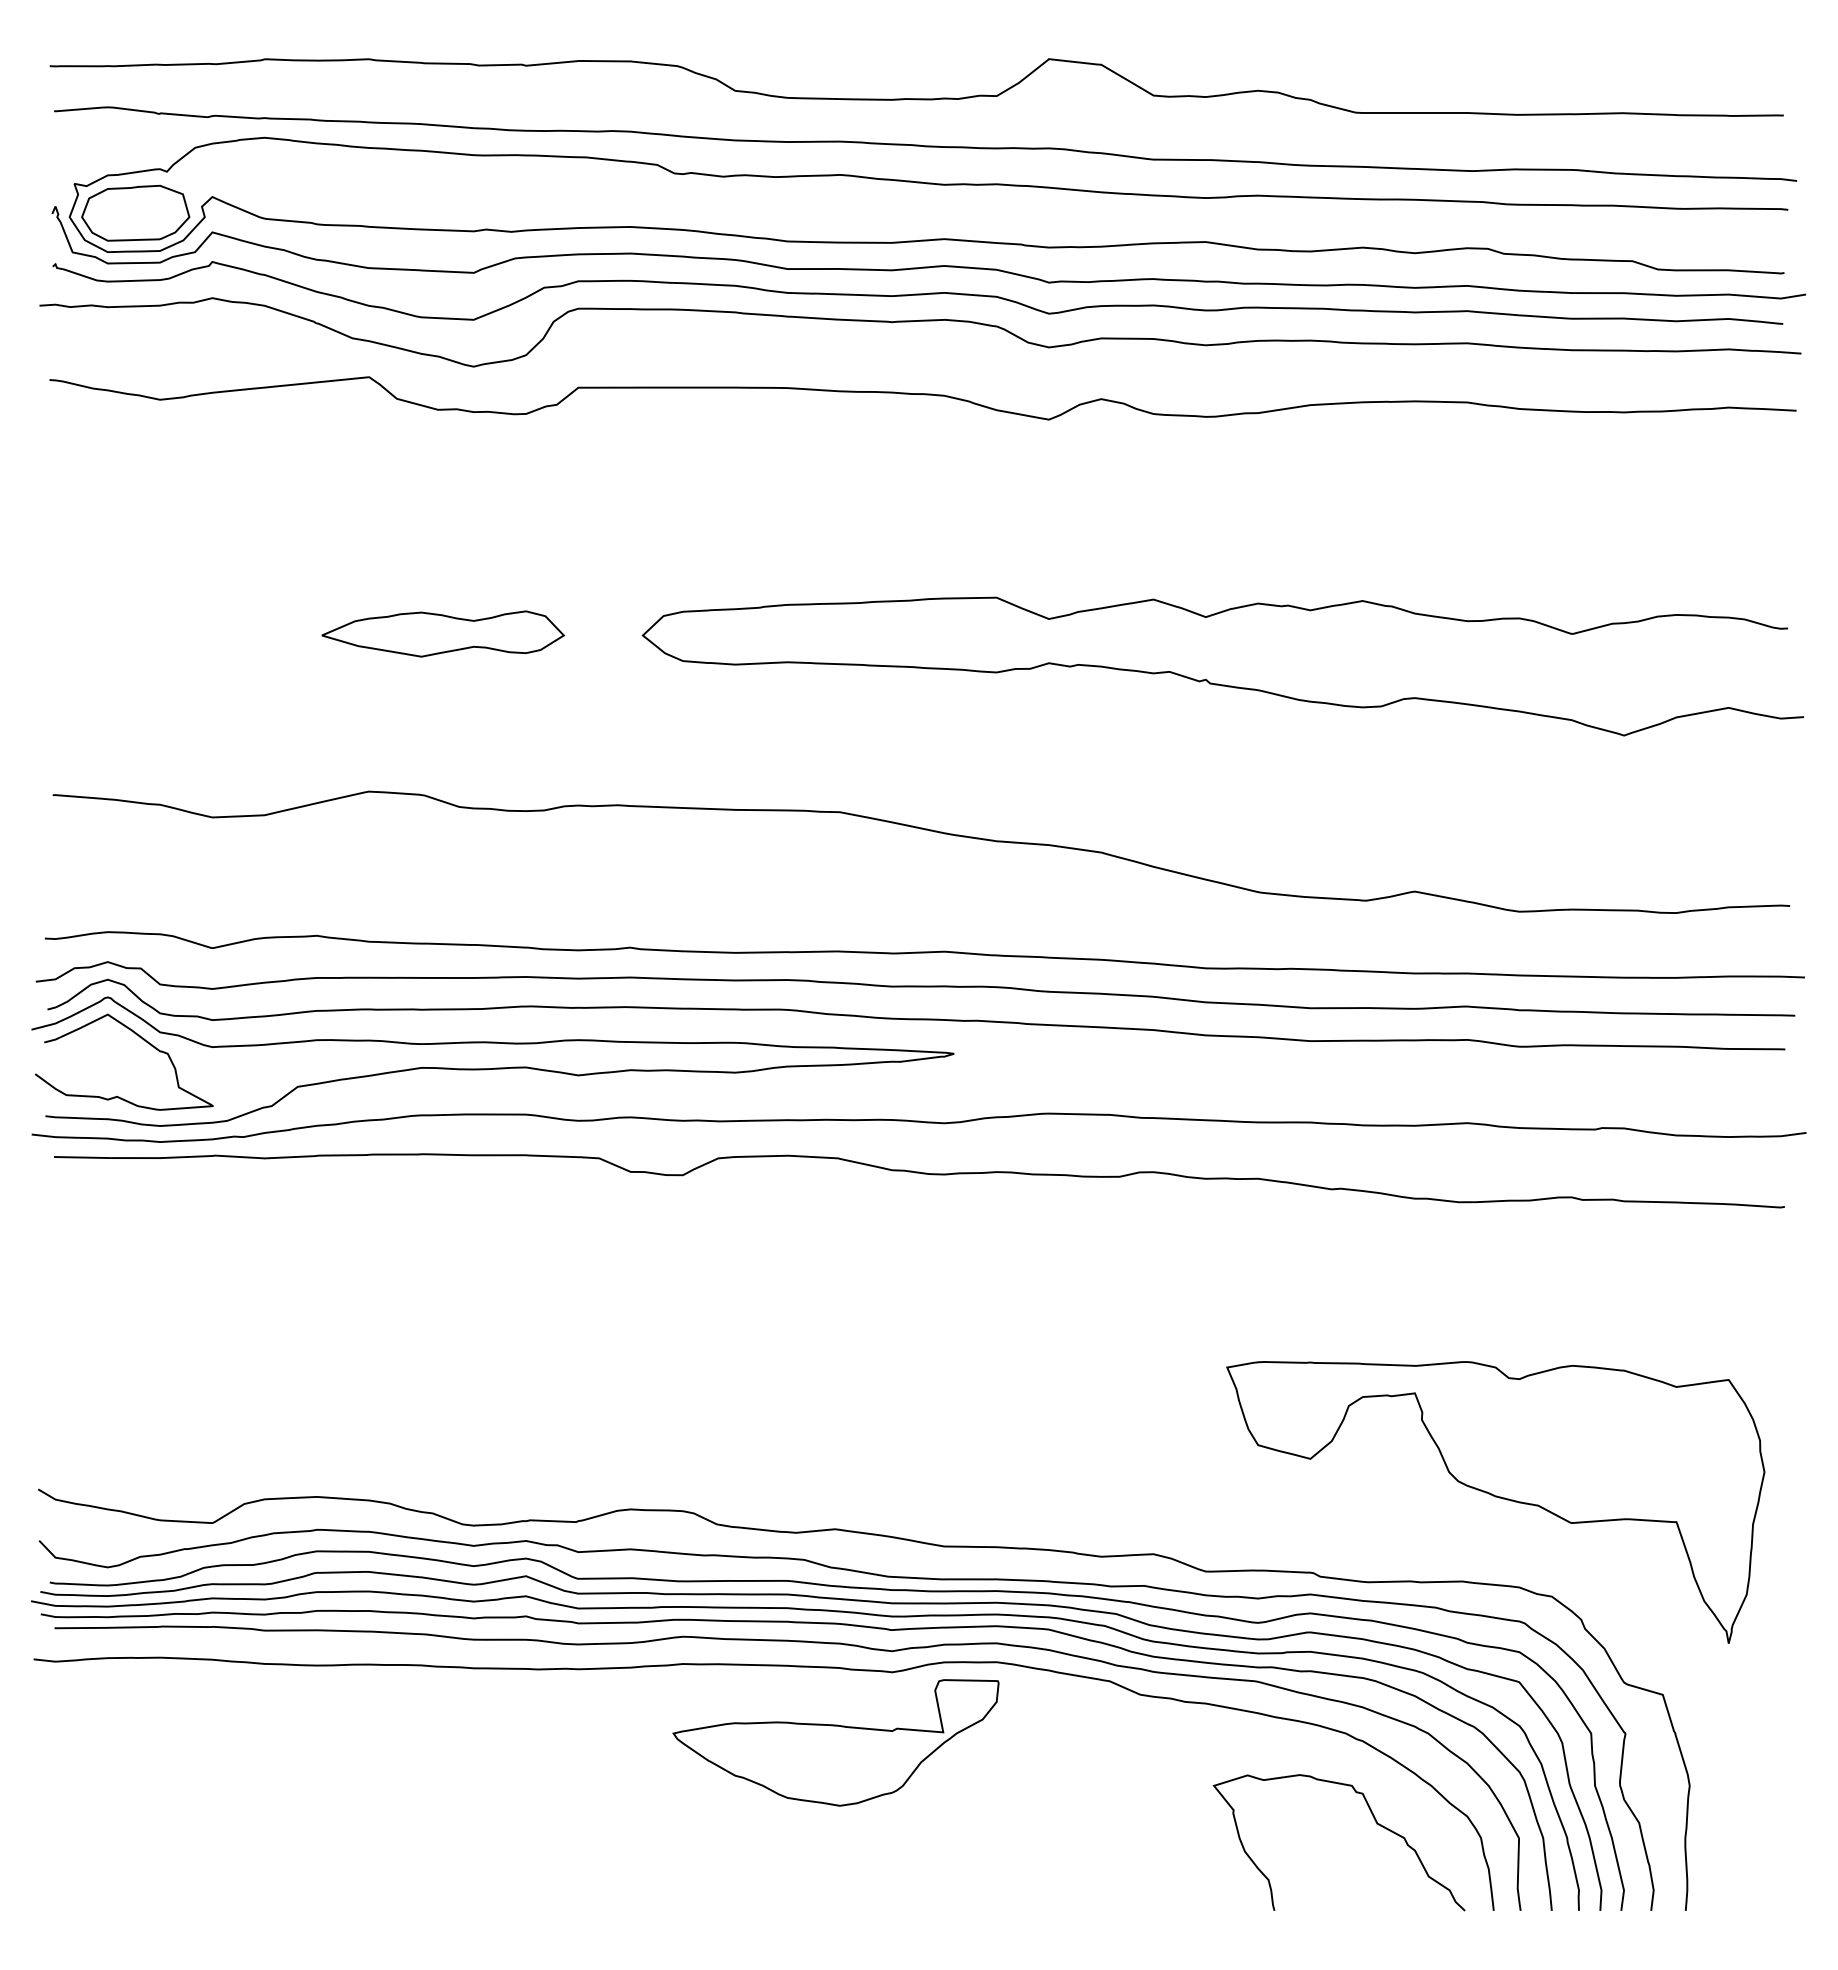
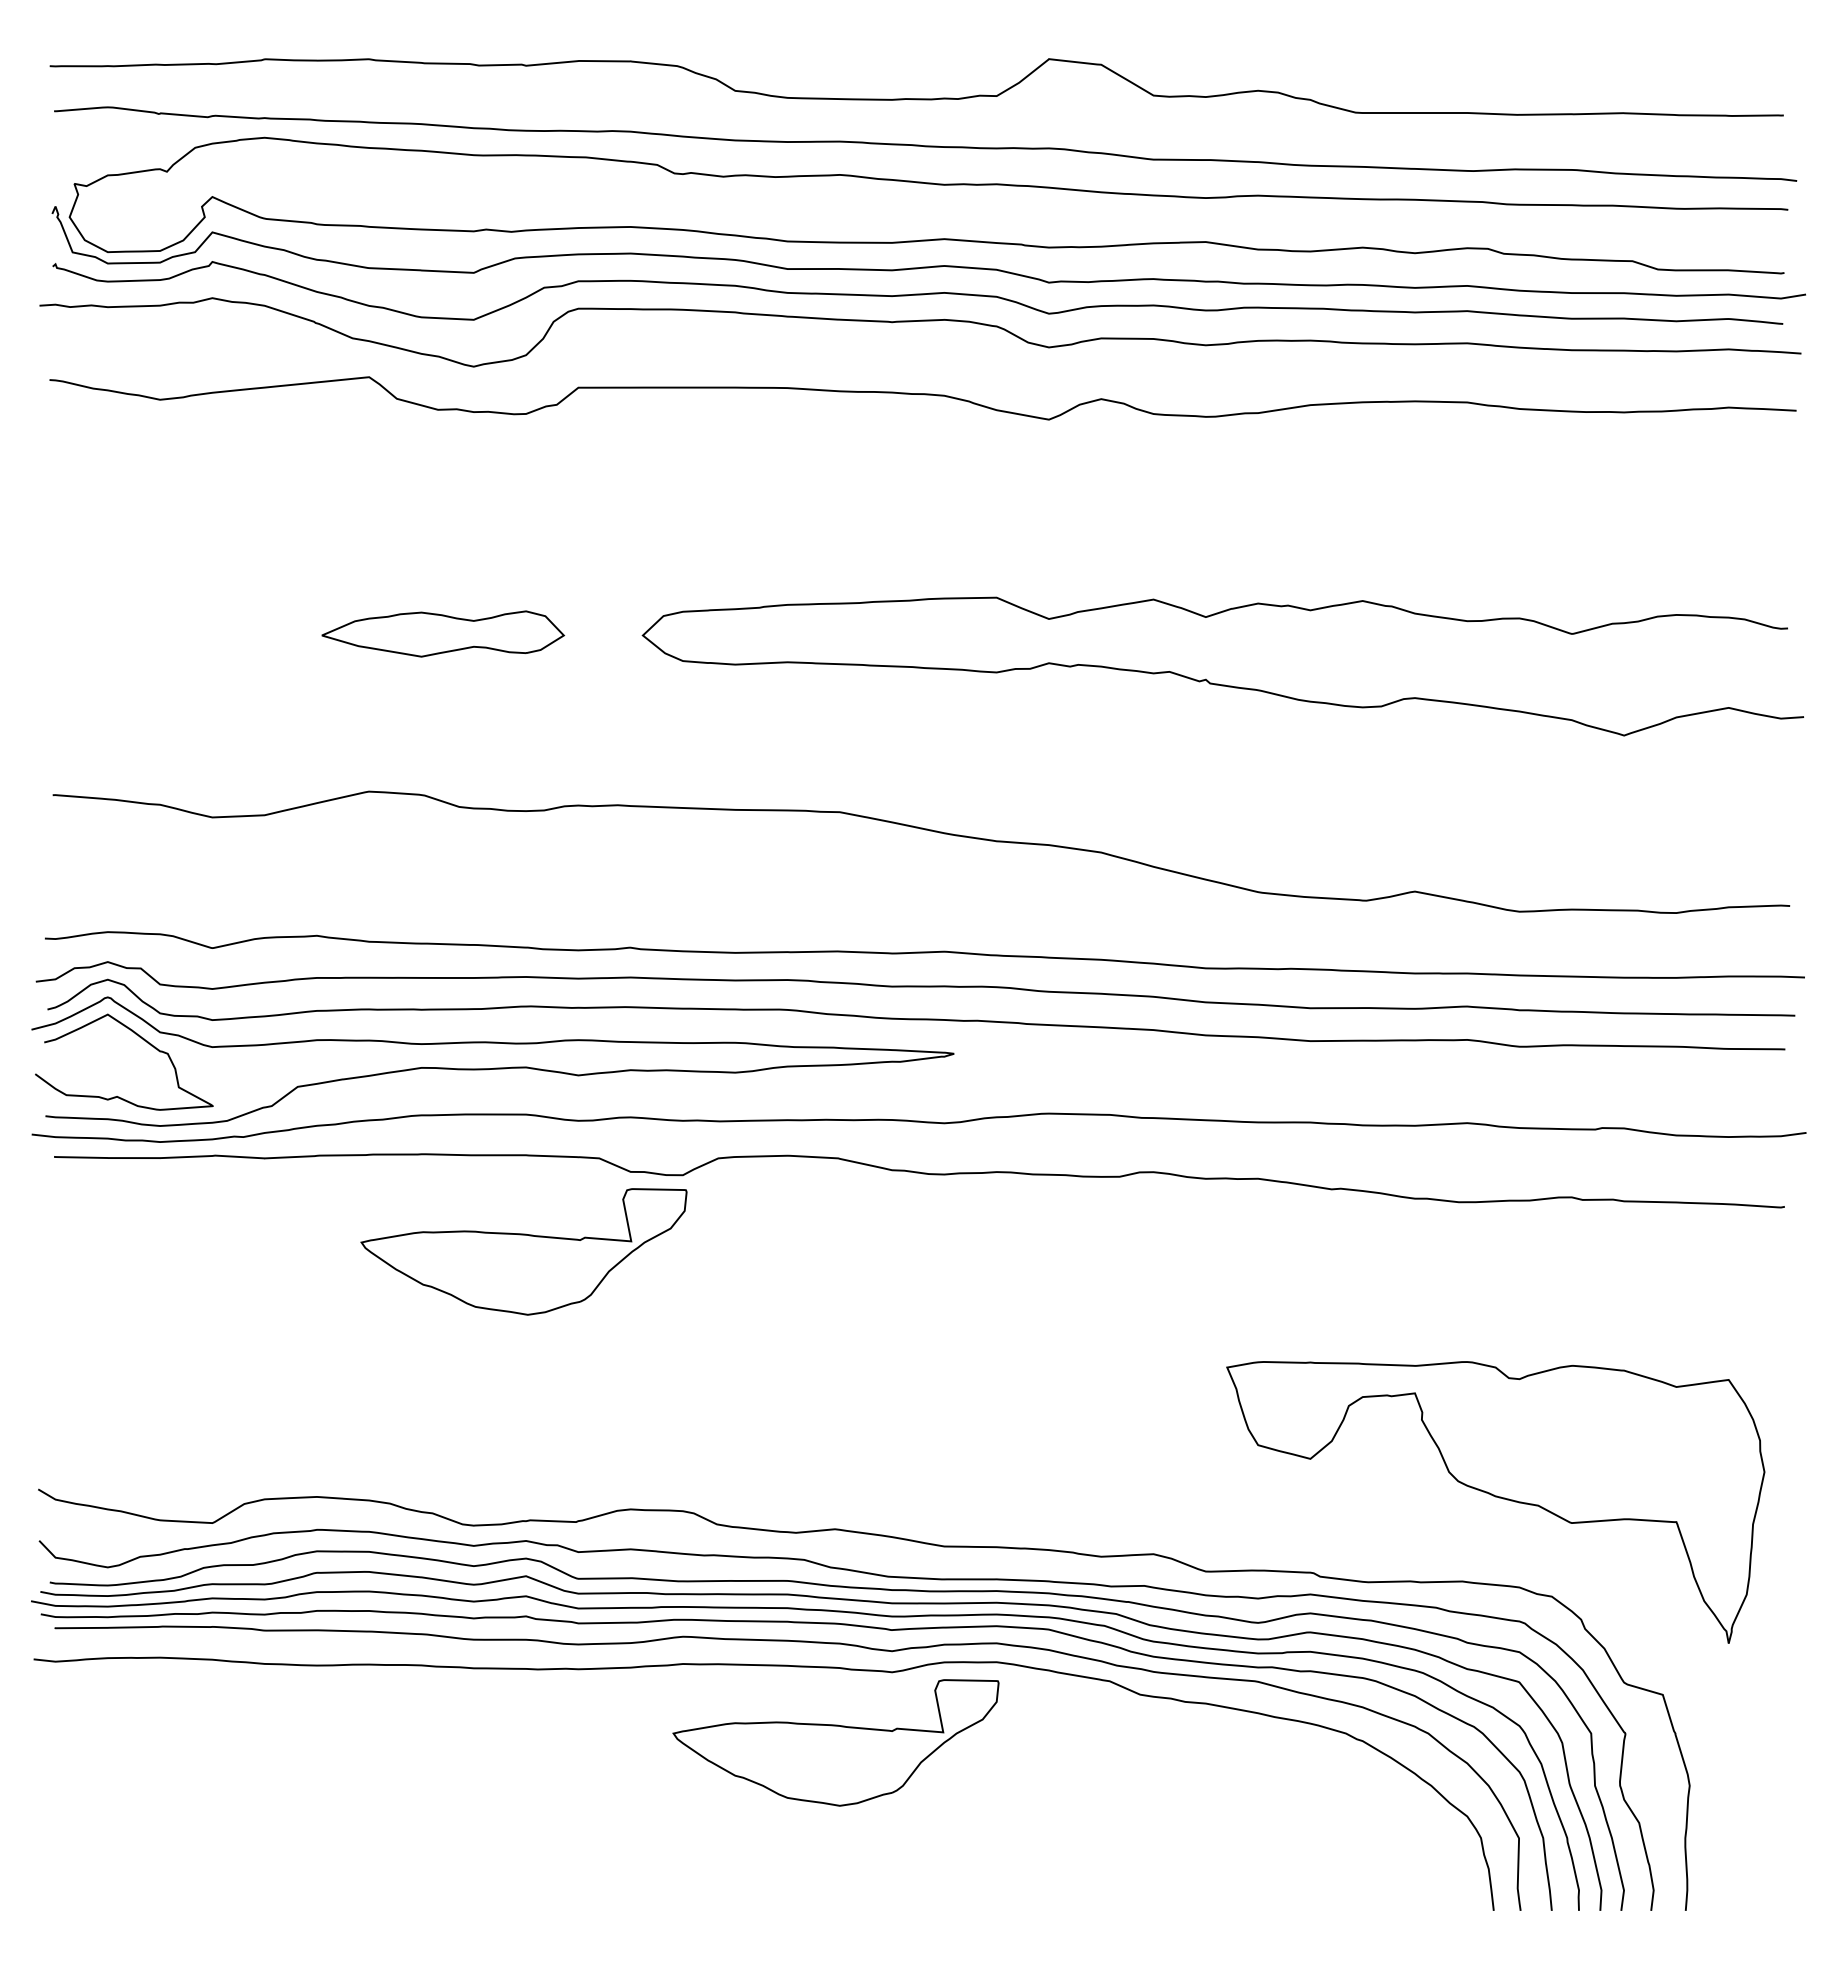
part: present -> none (135, 212)
part: none -> present (523, 1251)
curve: present -> none (1376, 1824)
